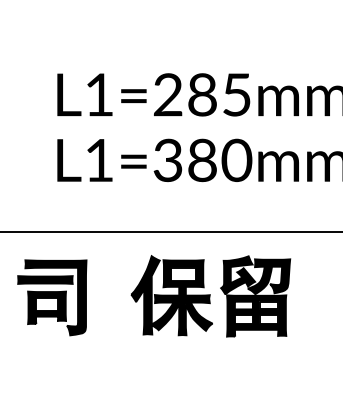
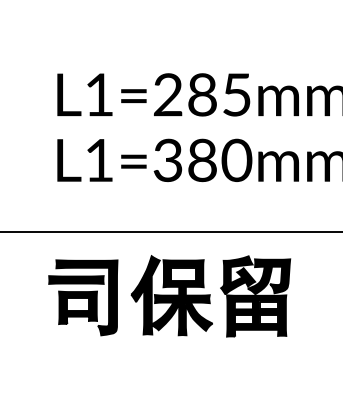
part position: (52, 297) -> (83, 297) (83, 297)
